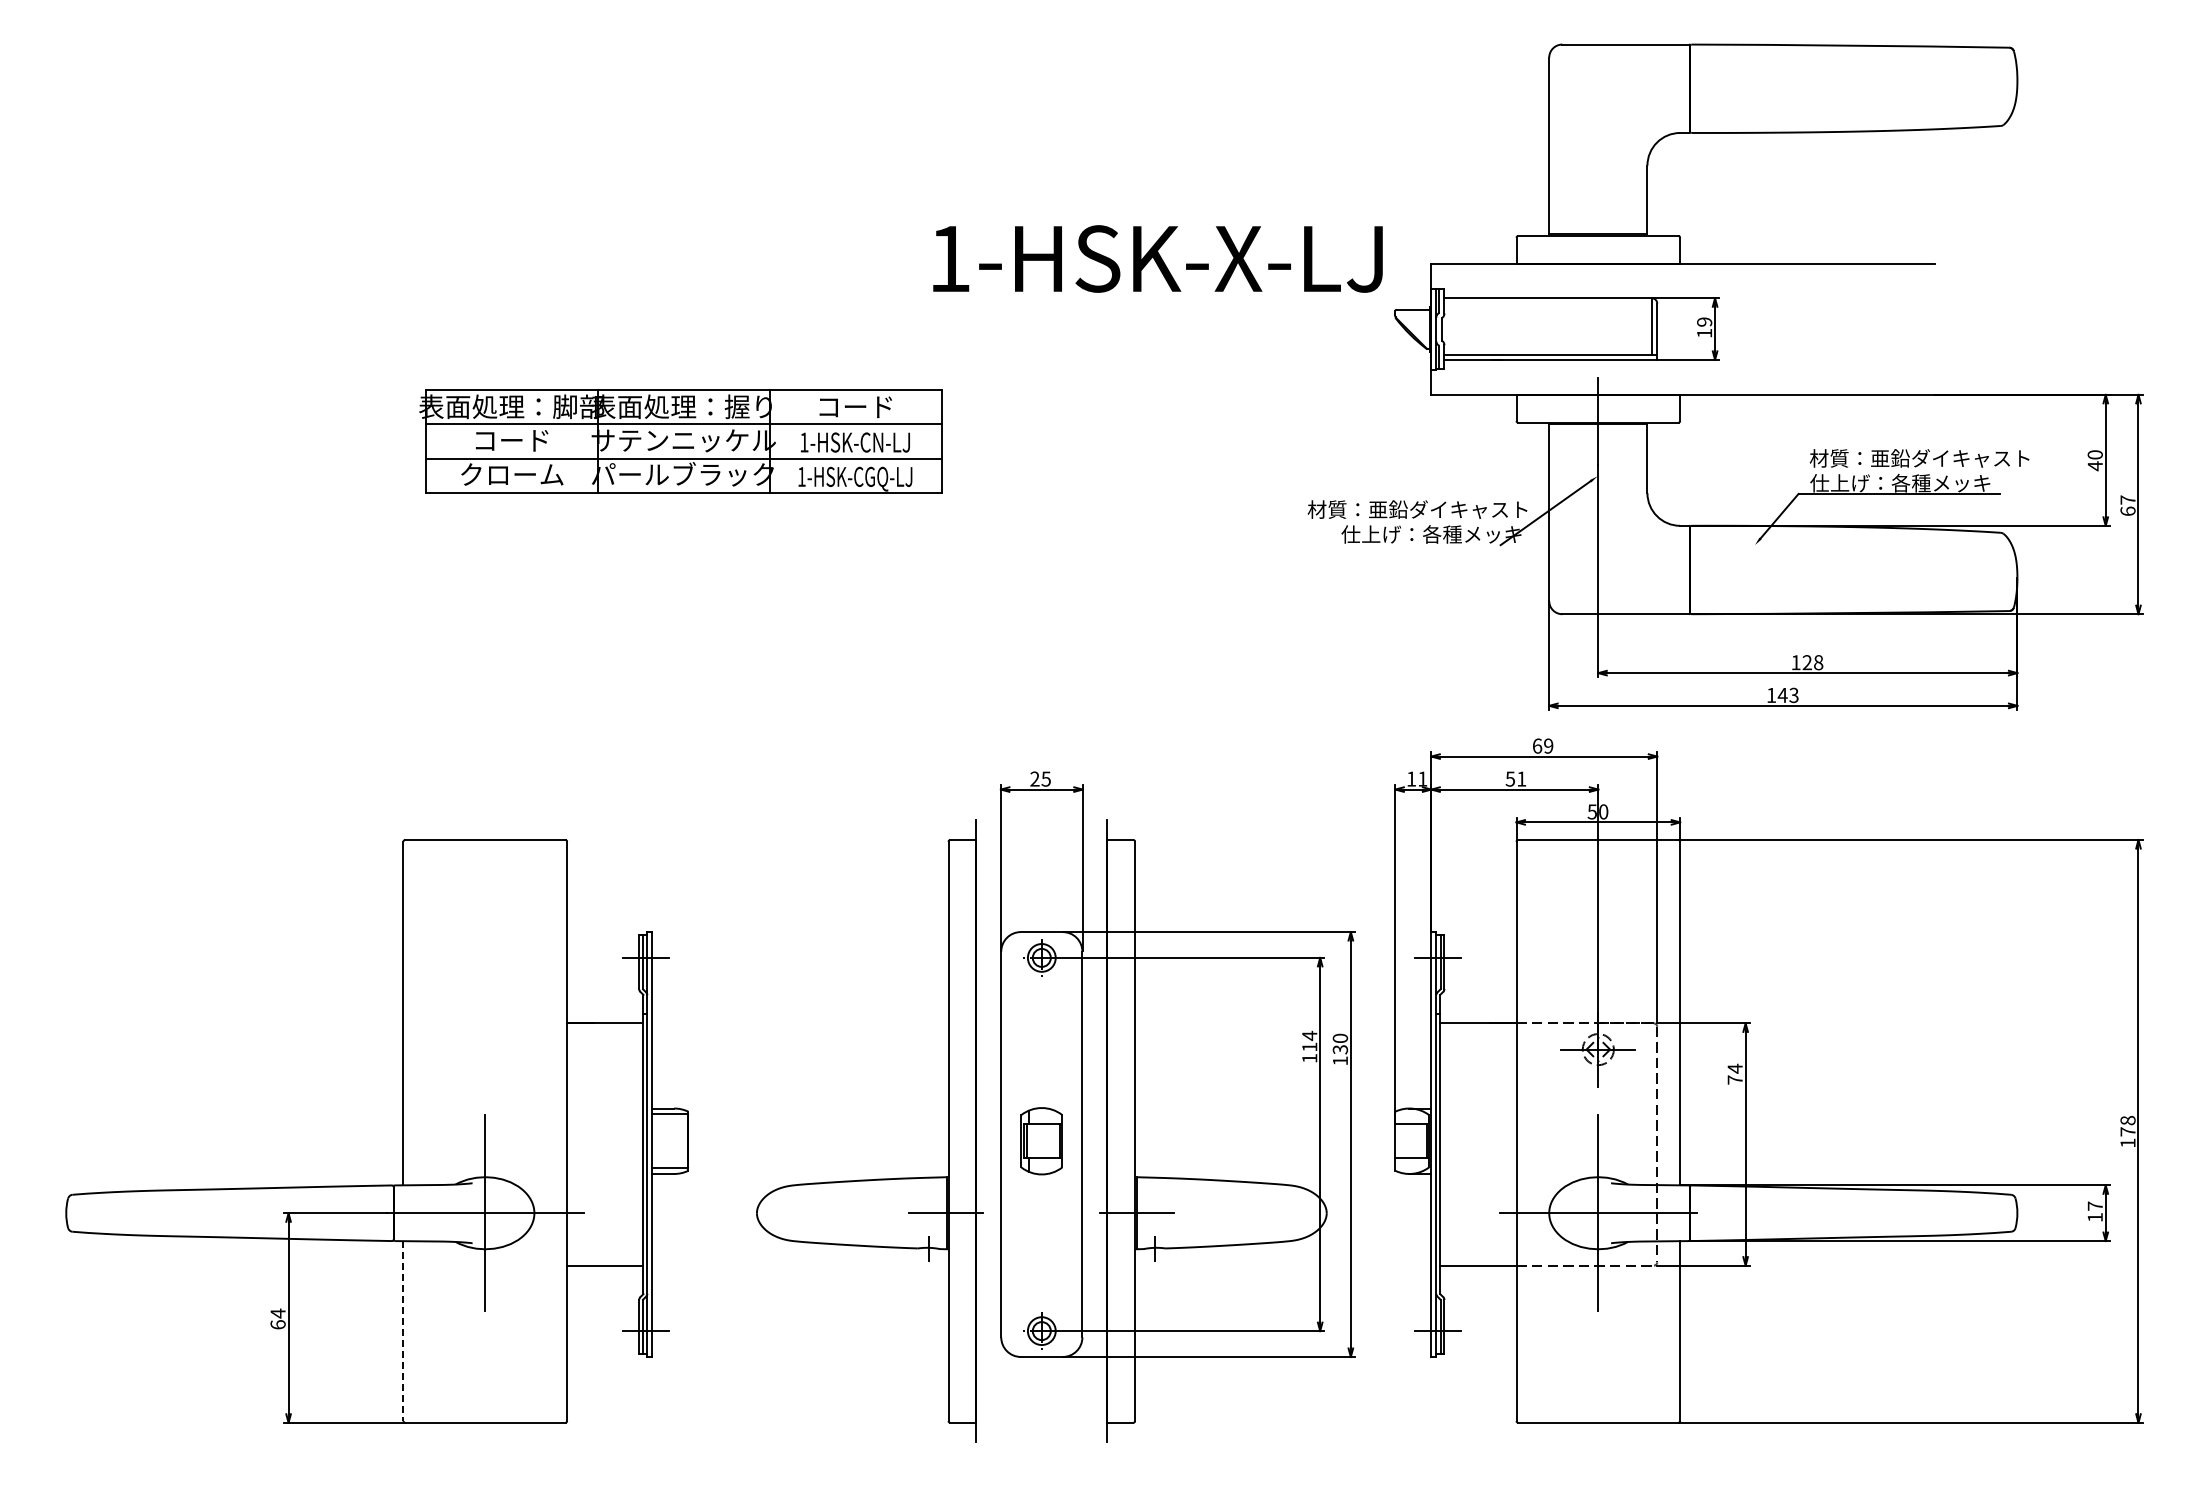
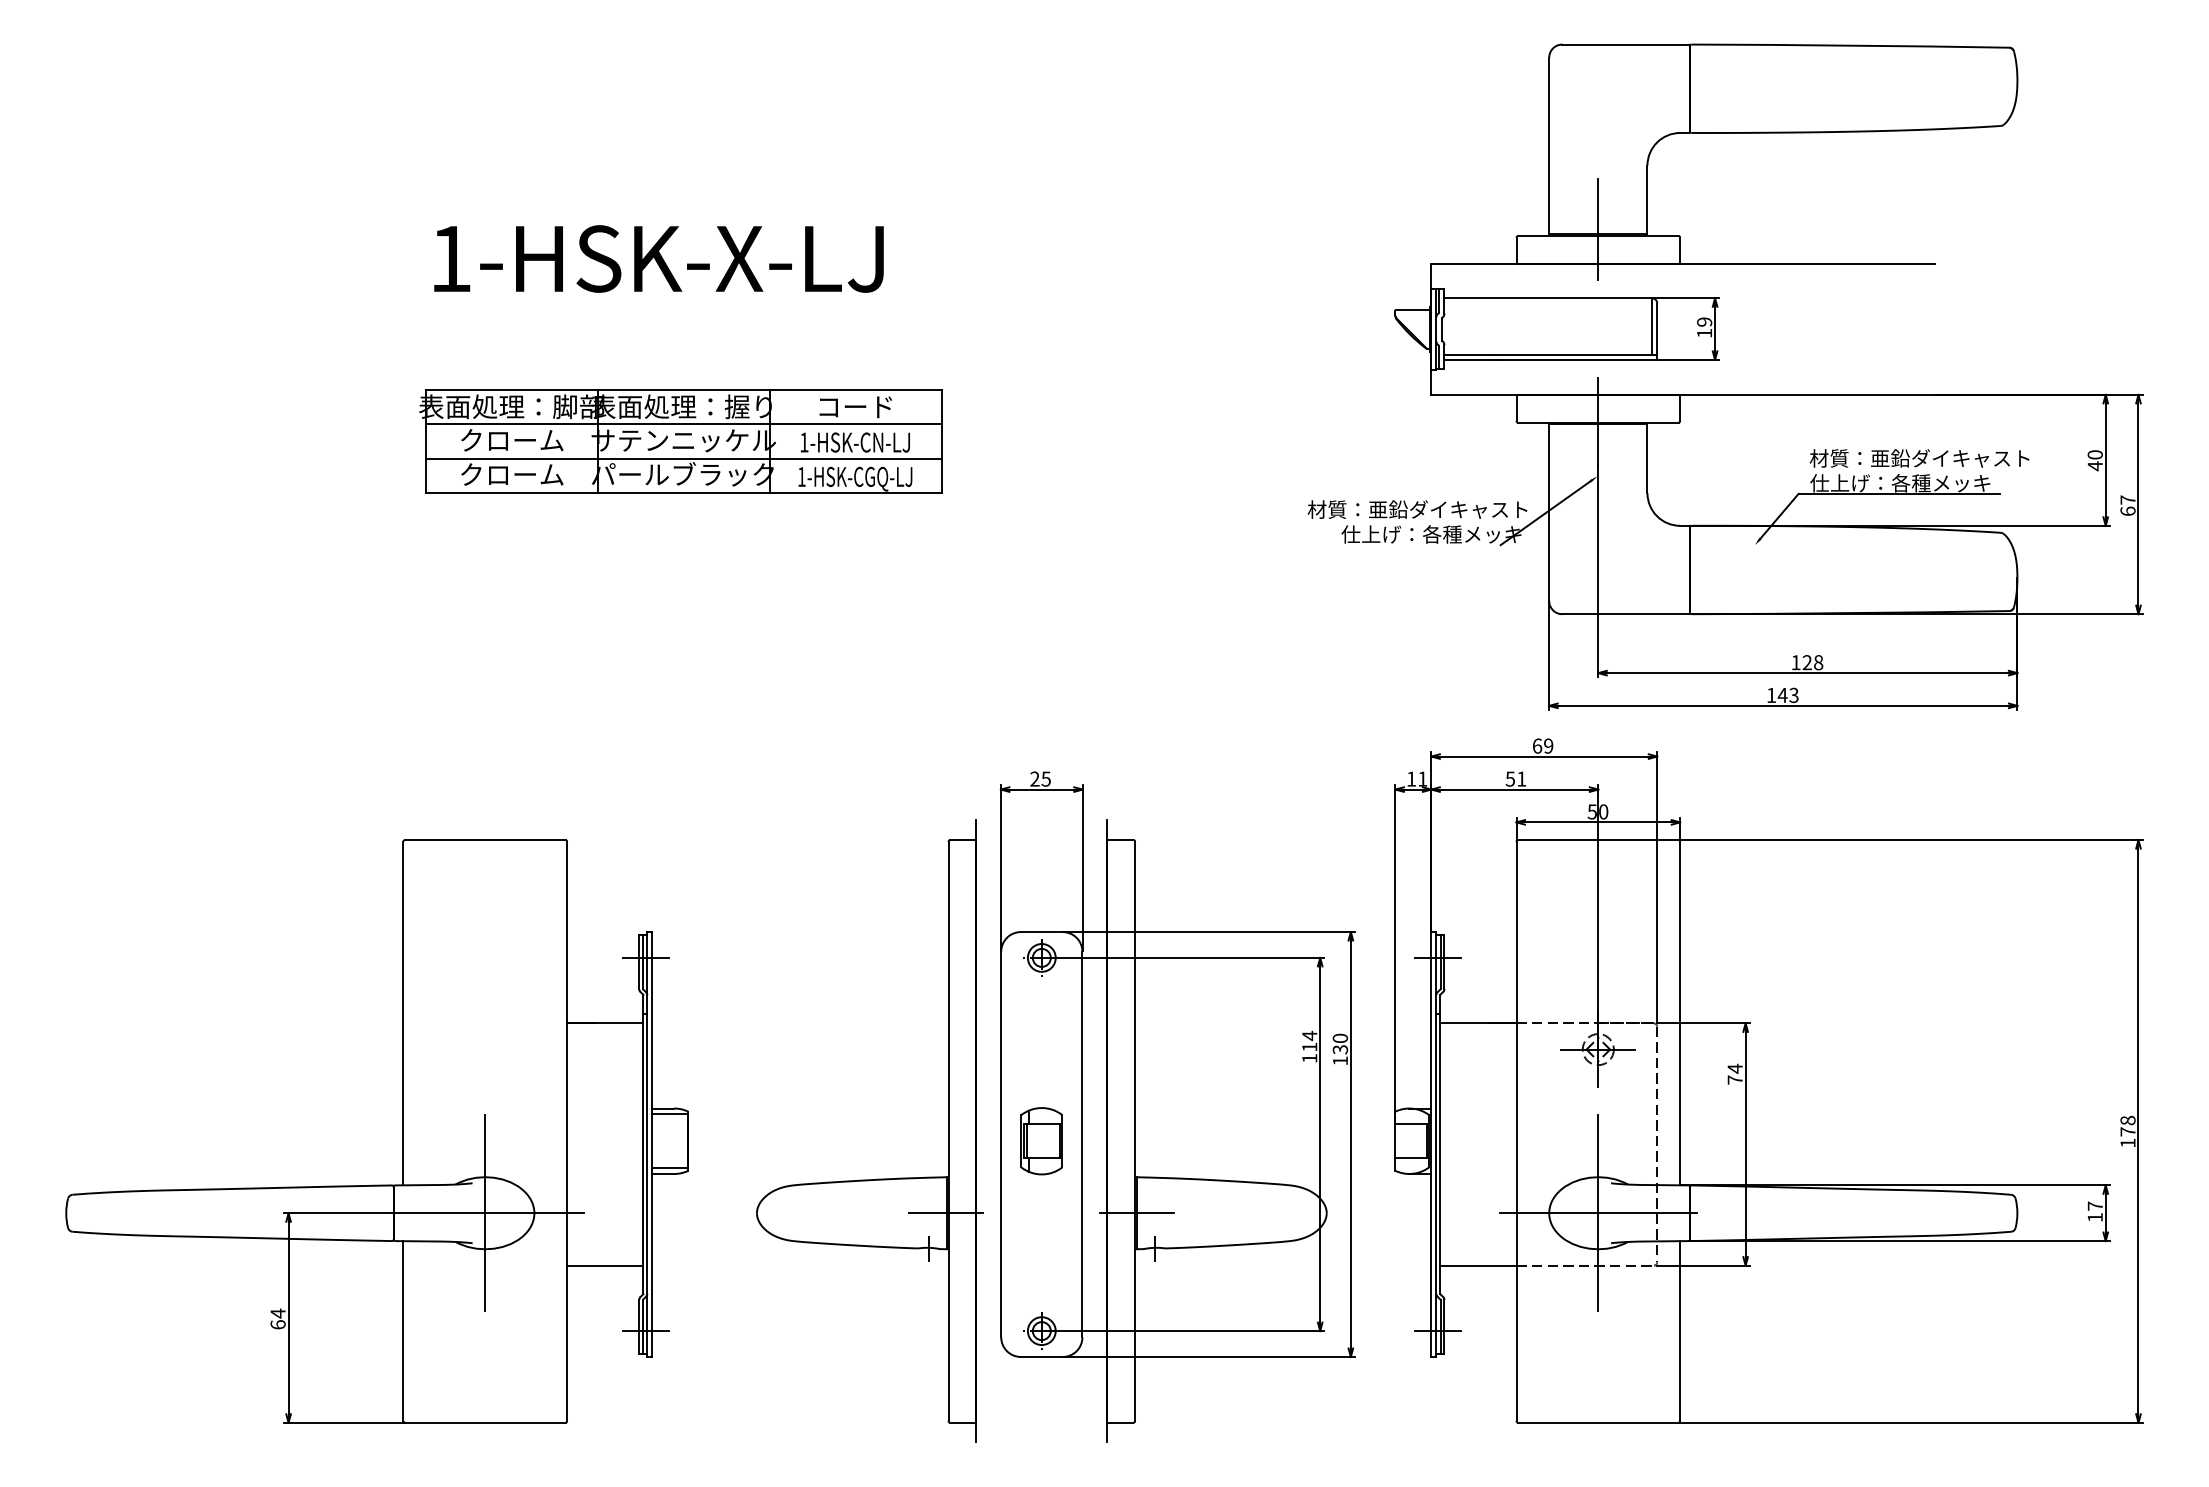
line: none -> present (1598, 229)
text position: (1157, 258) -> (658, 258) (658, 258)
text: コード -> クローム (512, 440)
line: dashed -> solid (403, 1331)
